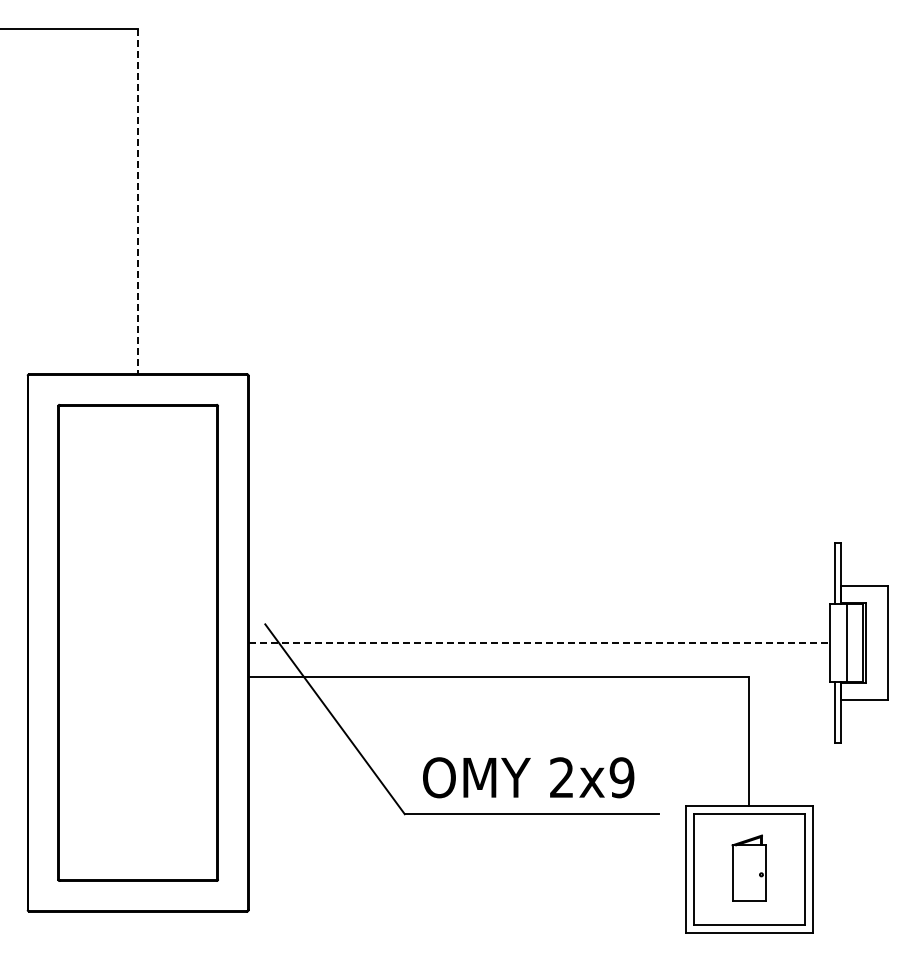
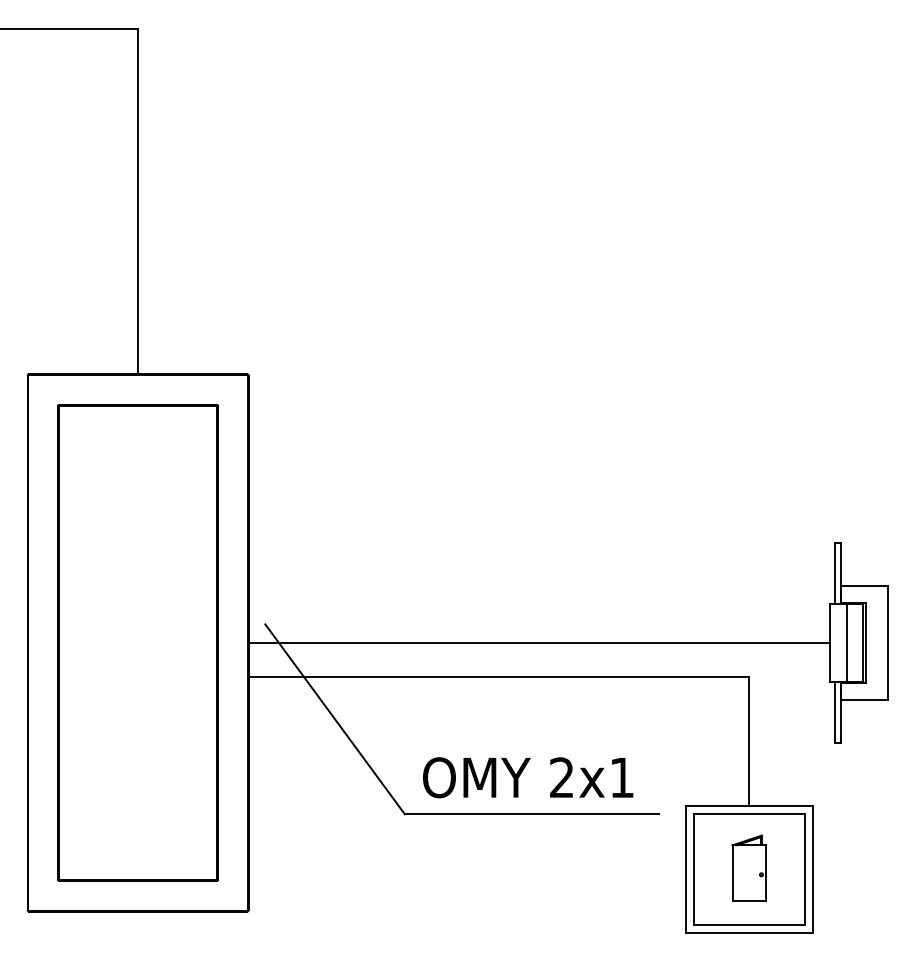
line: dashed -> solid (138, 201)
line: dashed -> solid (539, 642)
text: 2x9 -> 2x1 (621, 777)
